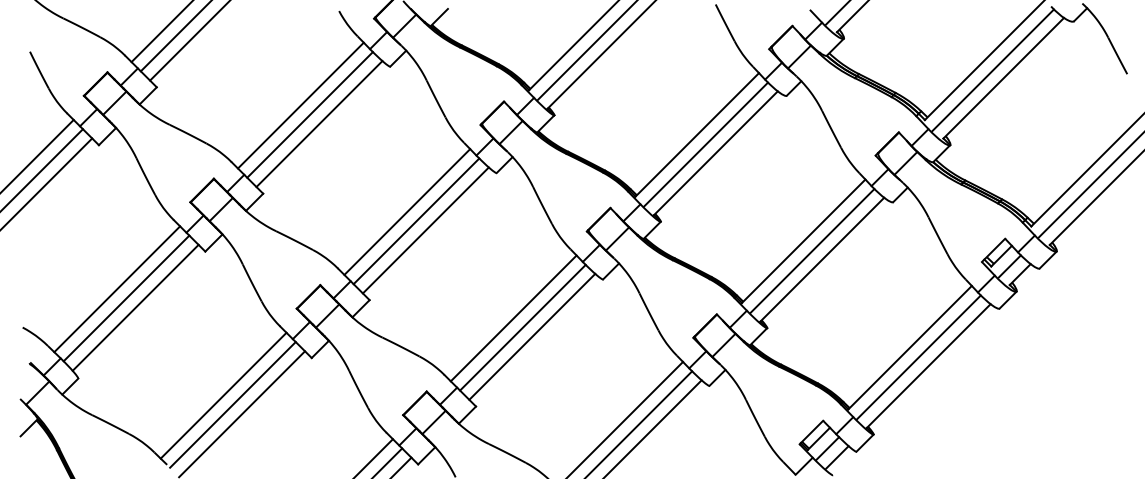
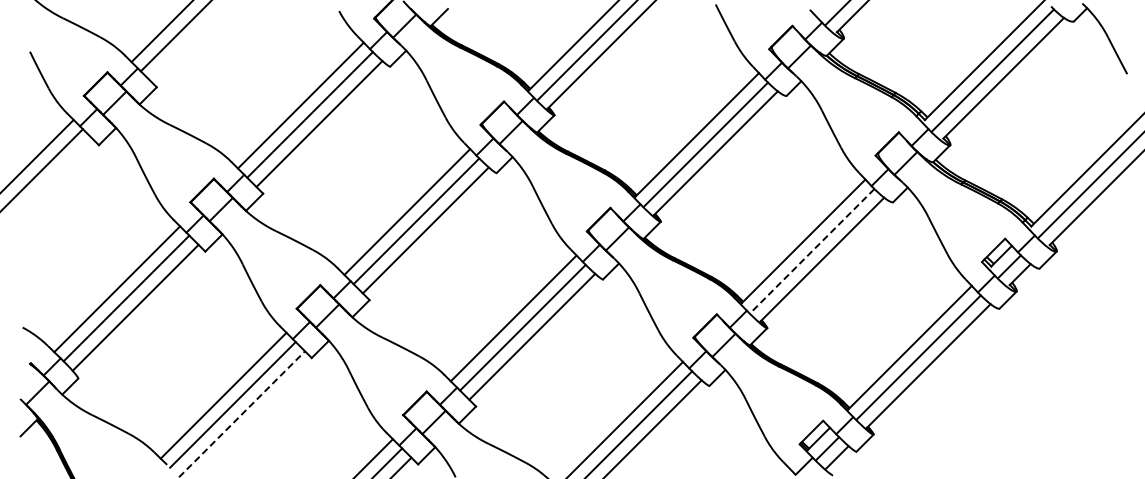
line: present -> none (189, 41)
line: present -> none (47, 183)
line: solid -> dashed (812, 251)
line: solid -> dashed (242, 413)
